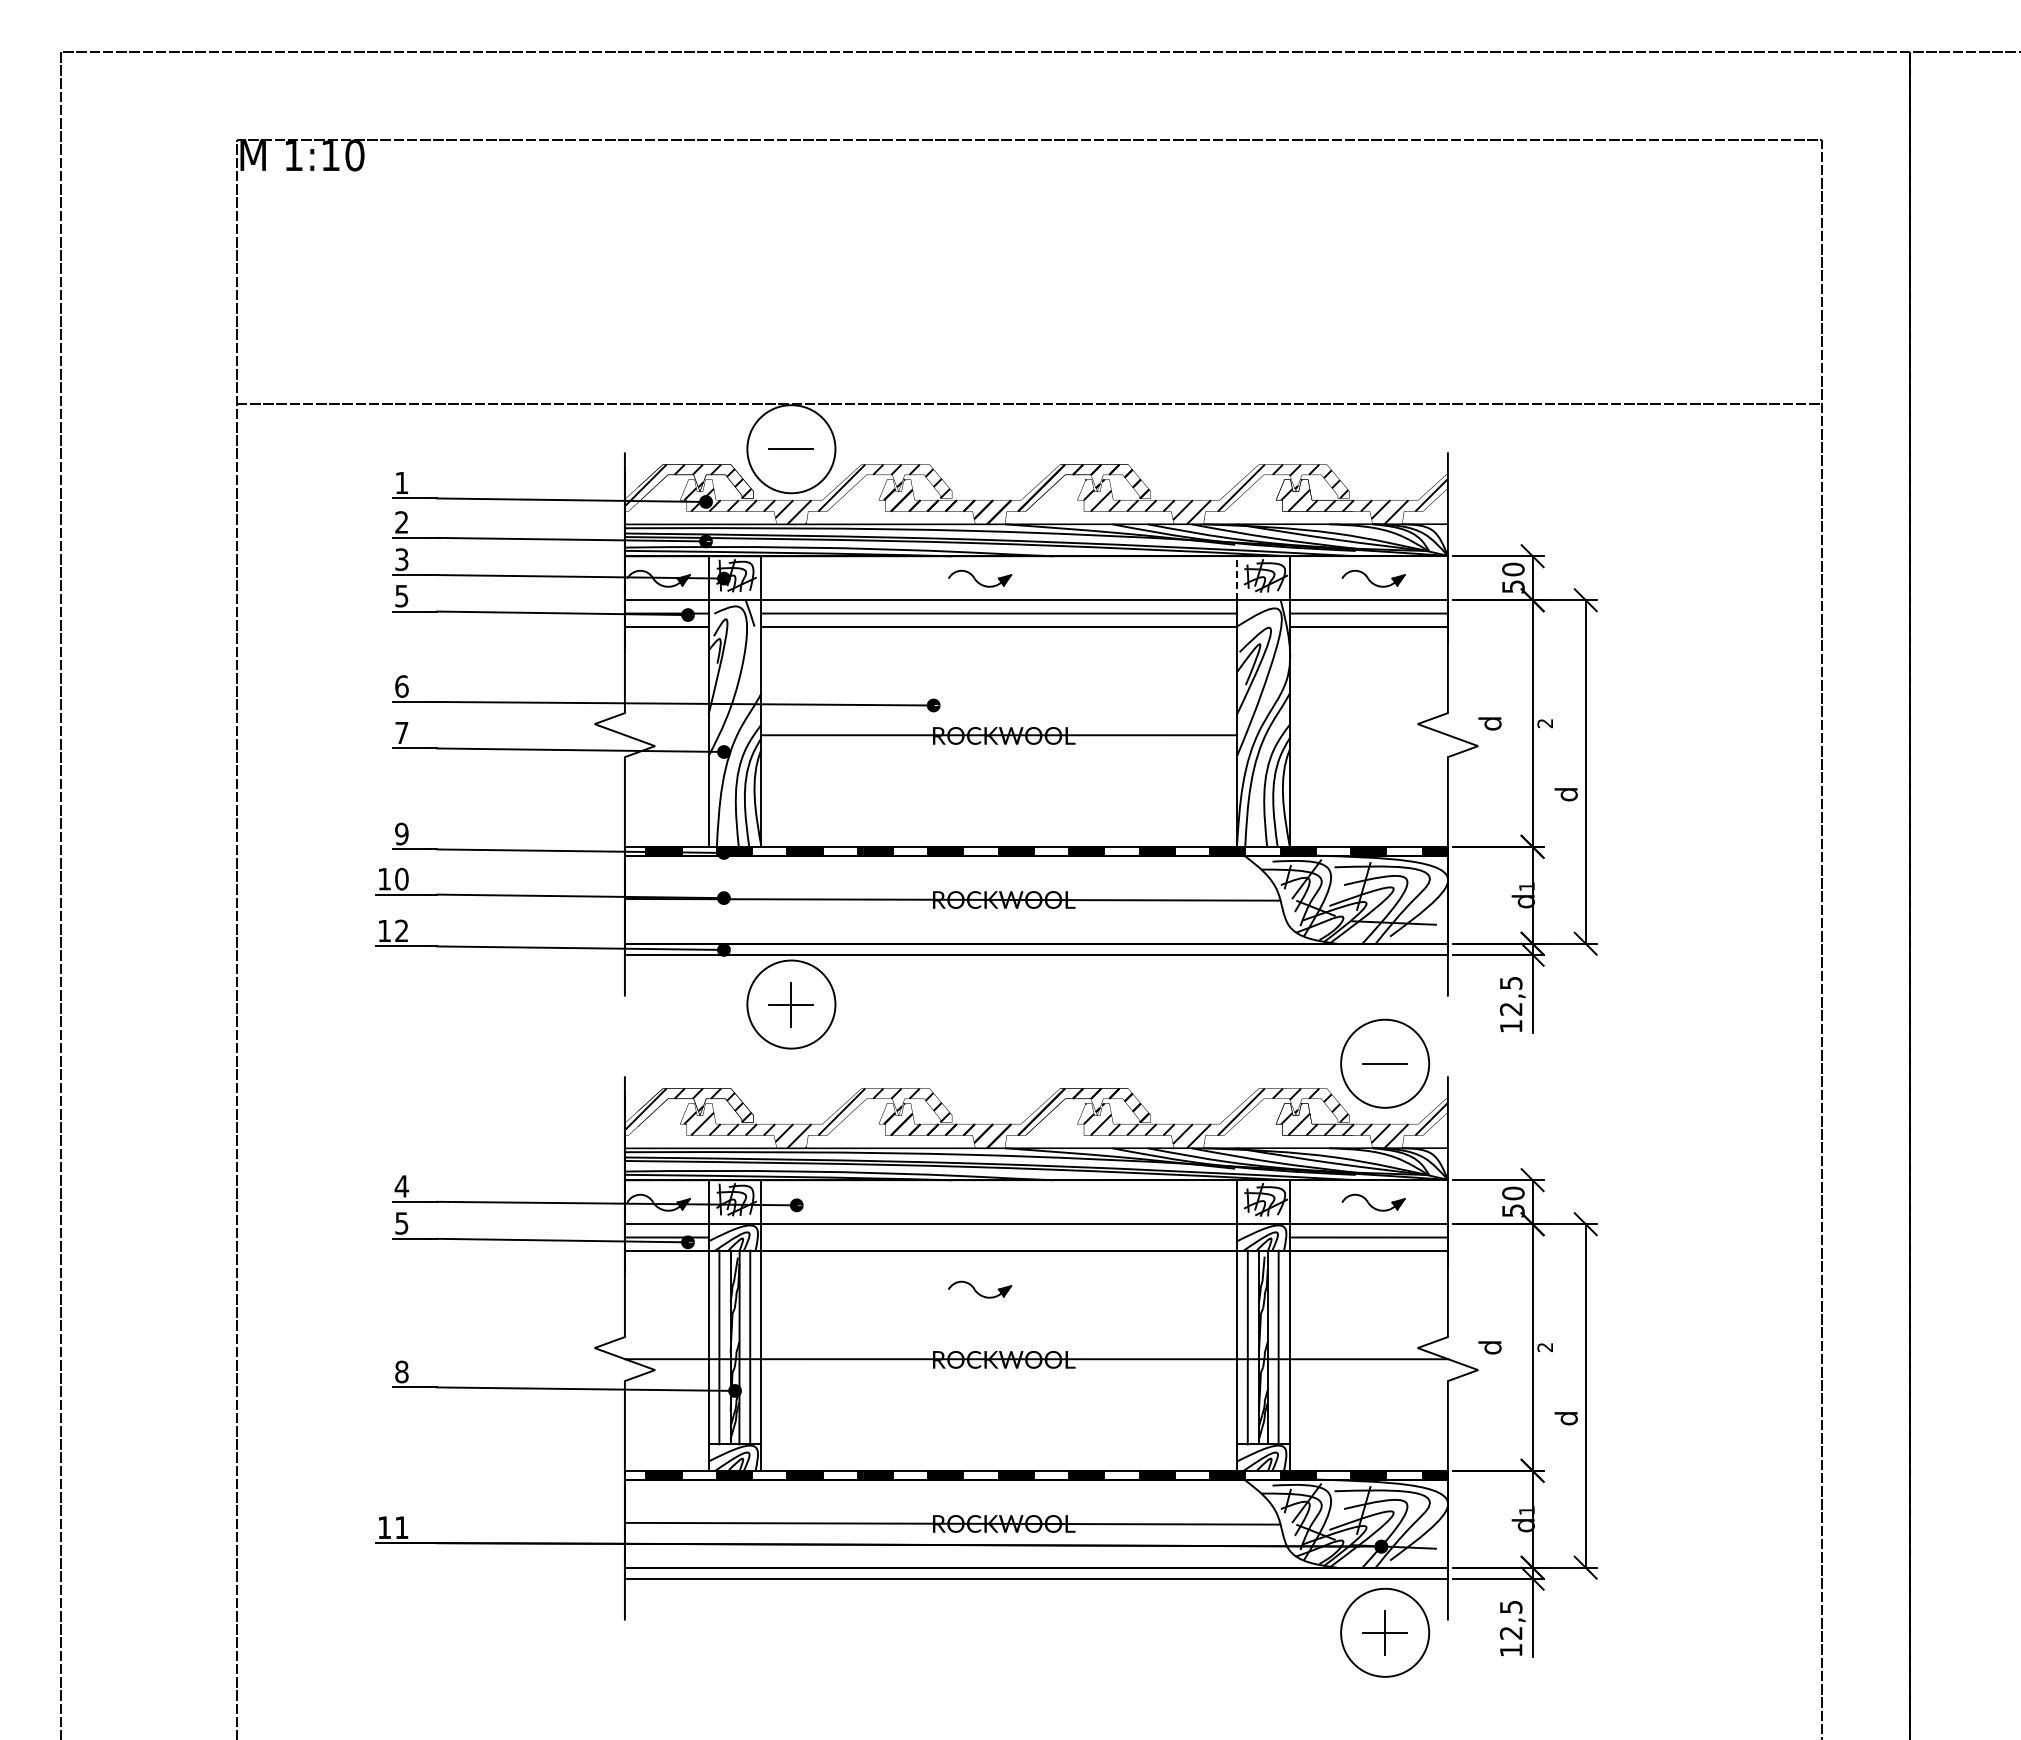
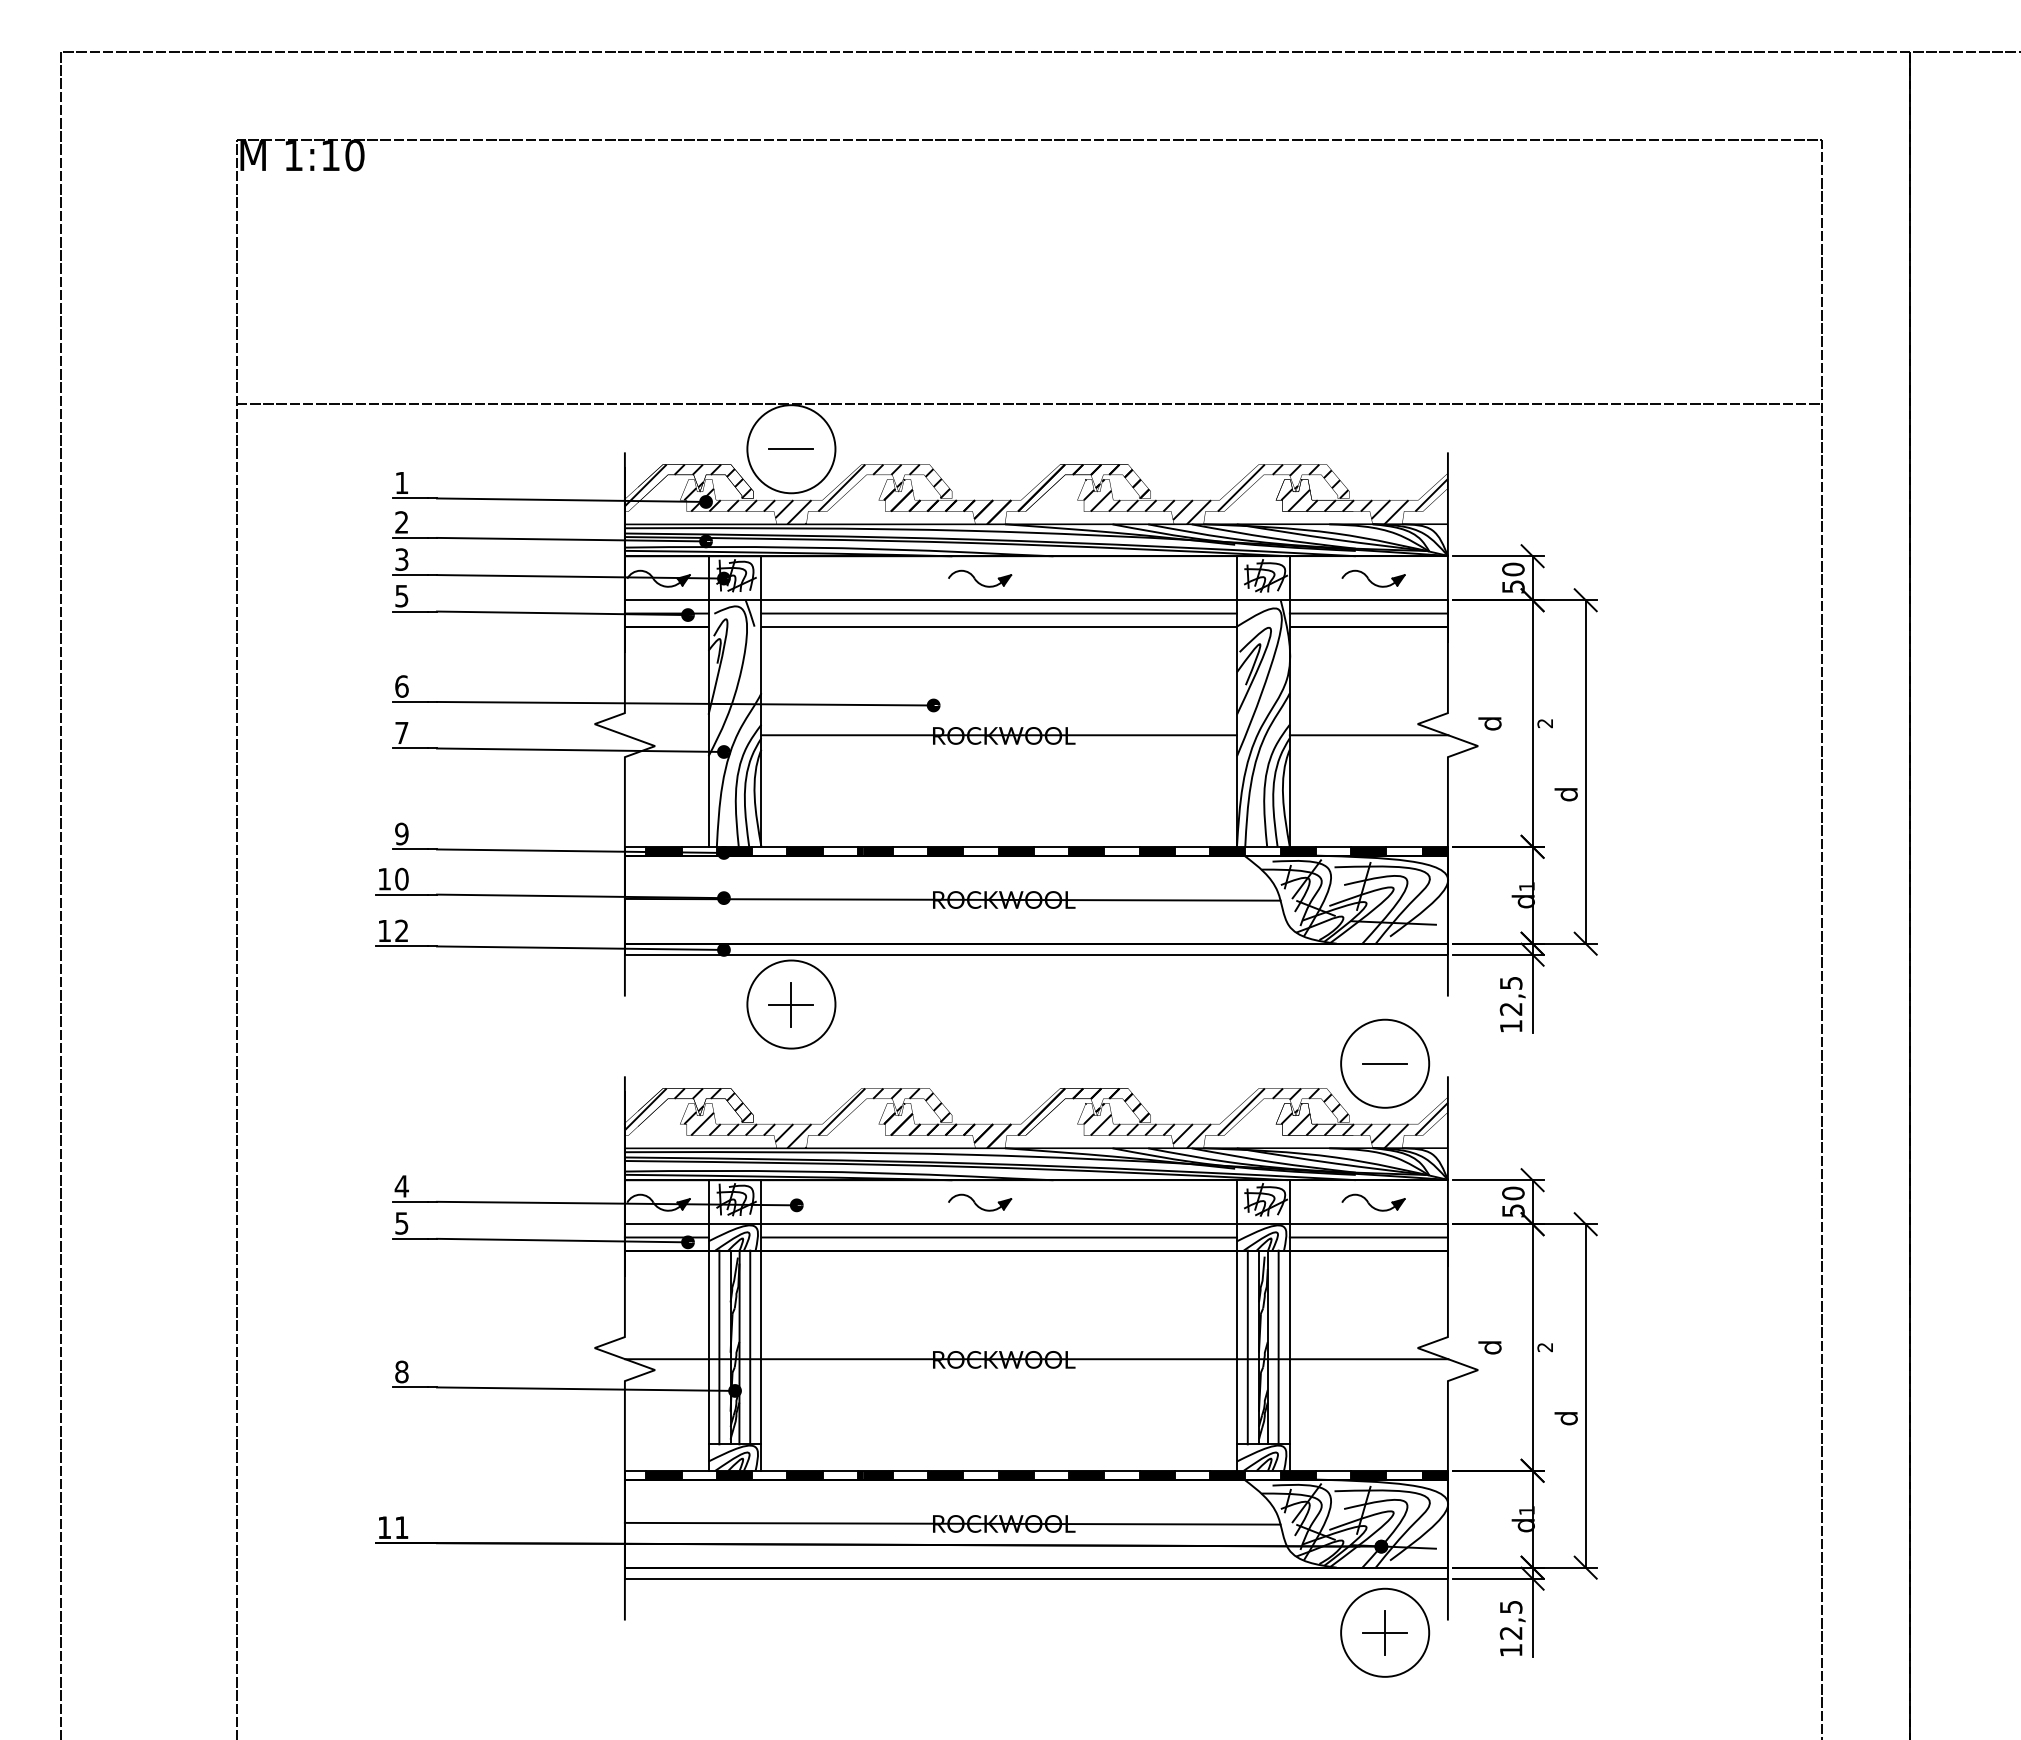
line: dashed -> solid (1236, 578)
line: none -> present (1368, 735)
line: none -> present (998, 1237)
part position: (980, 1289) -> (980, 1202) (980, 1202)
